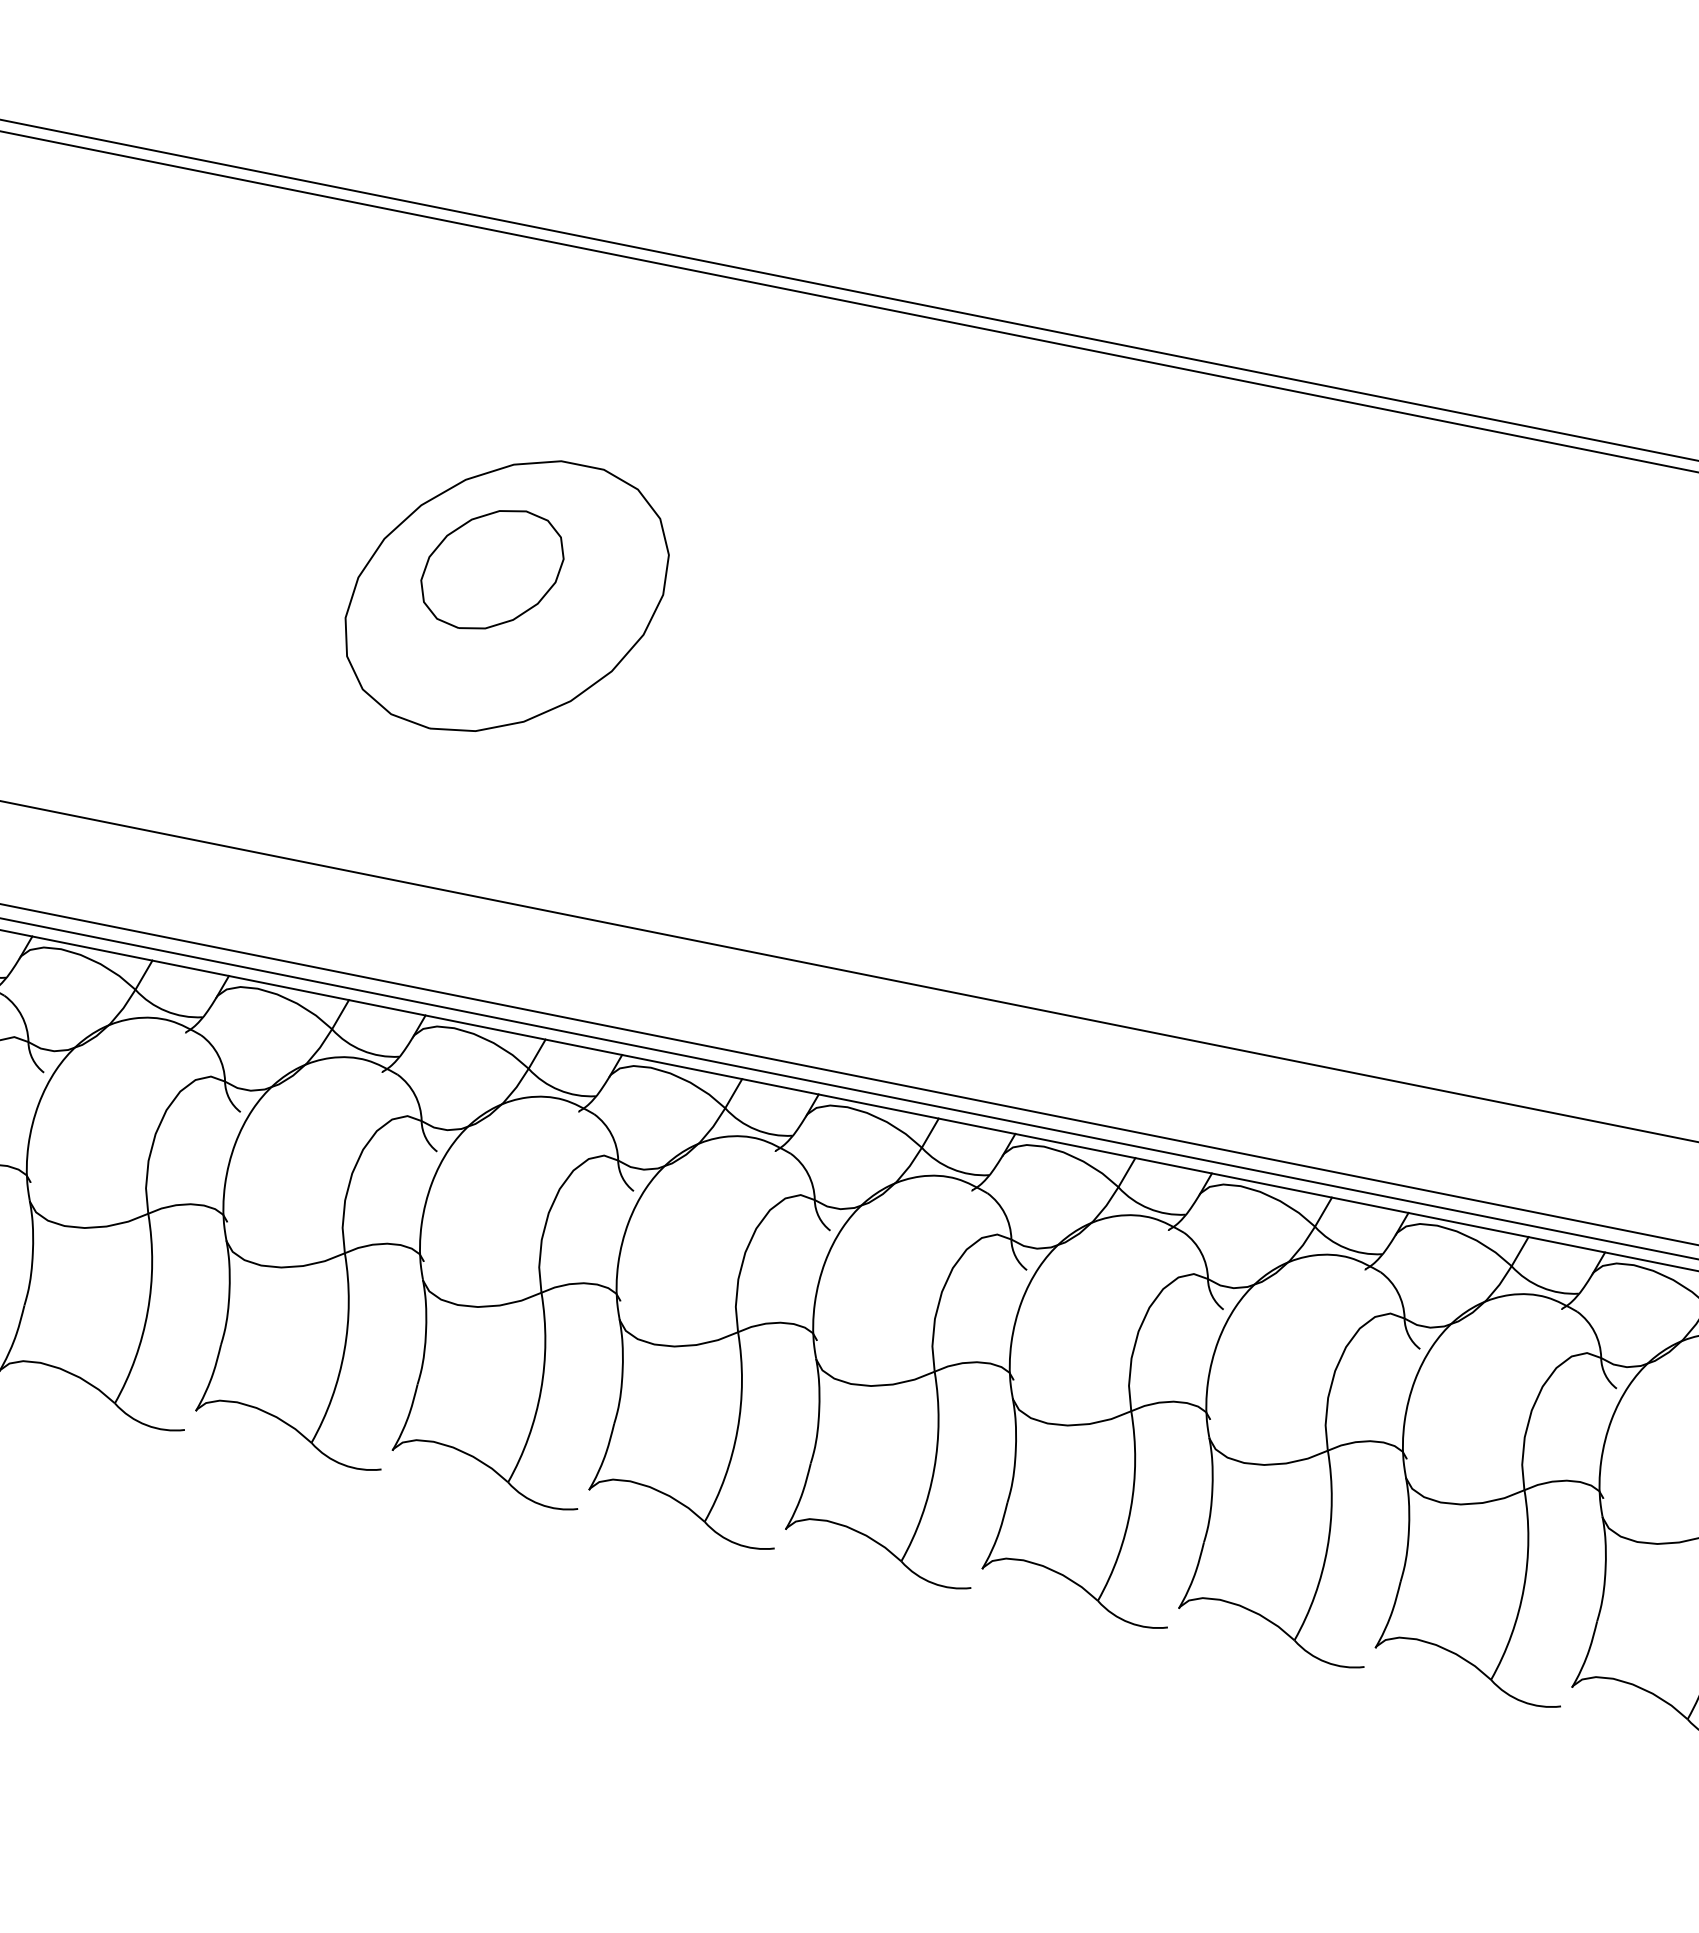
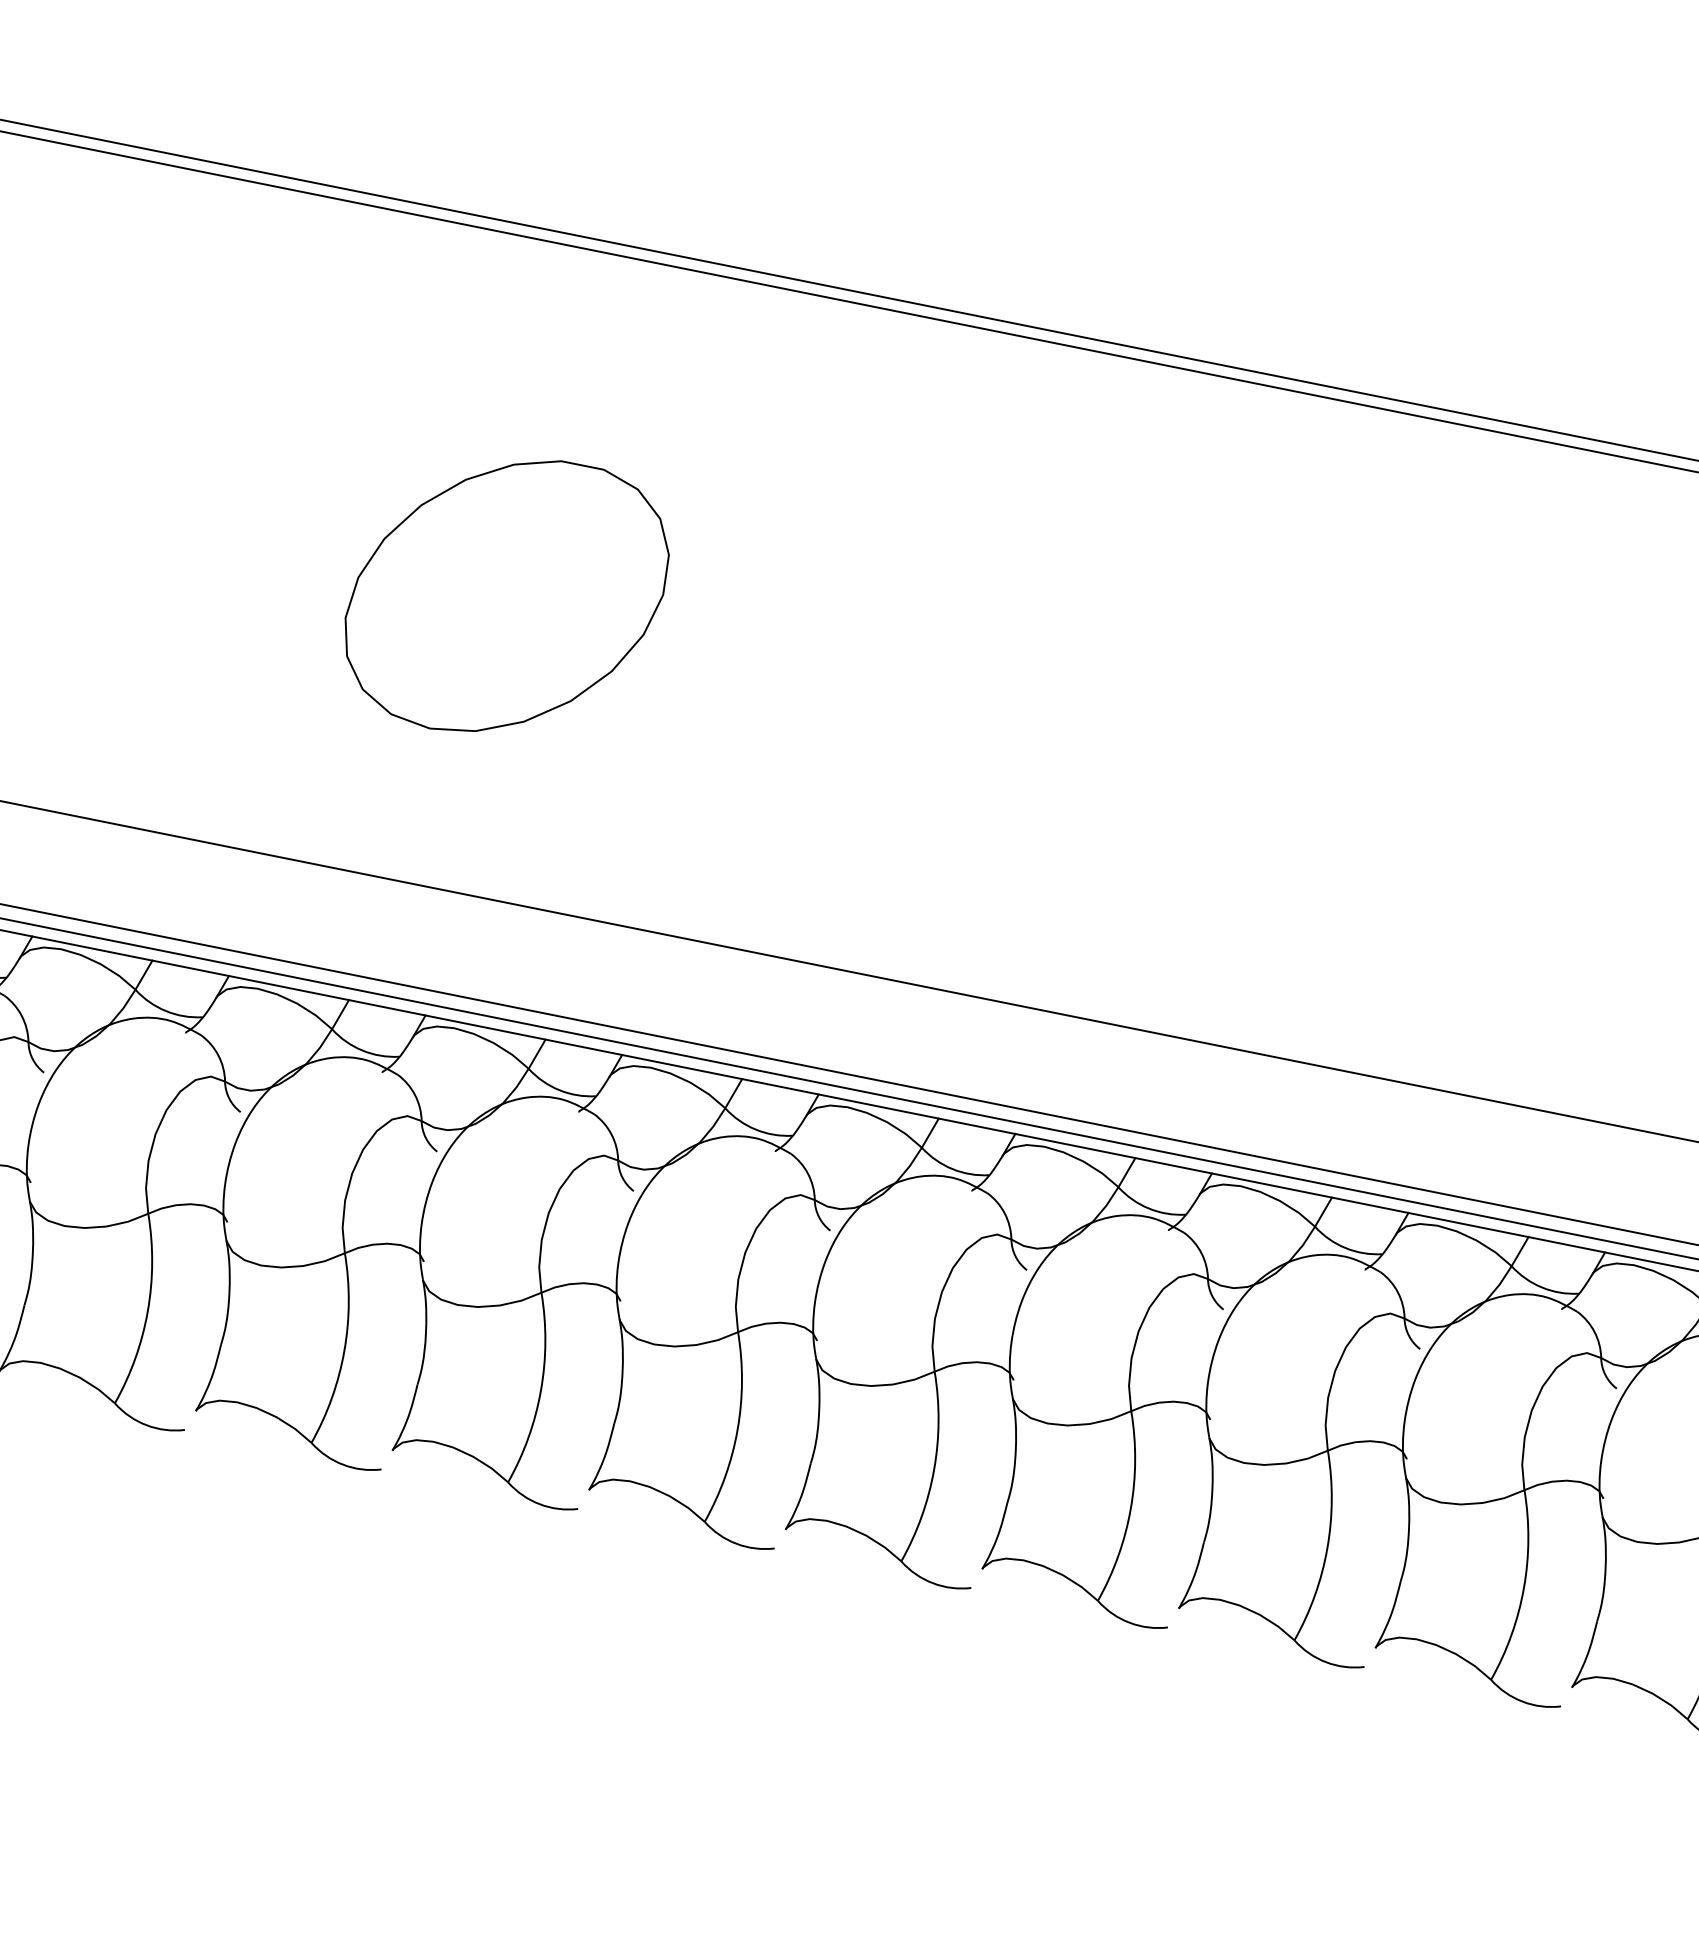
part: present -> none (492, 569)
